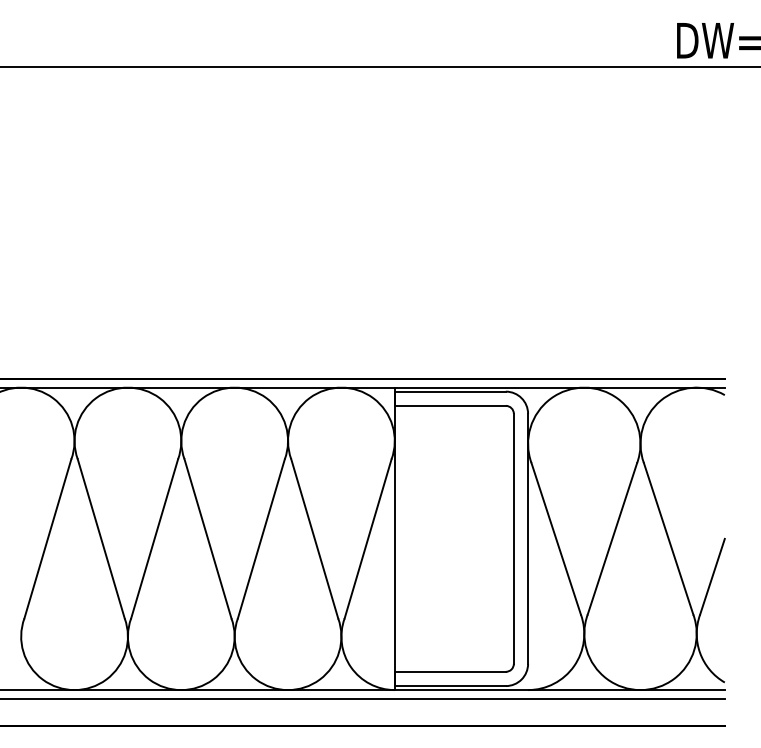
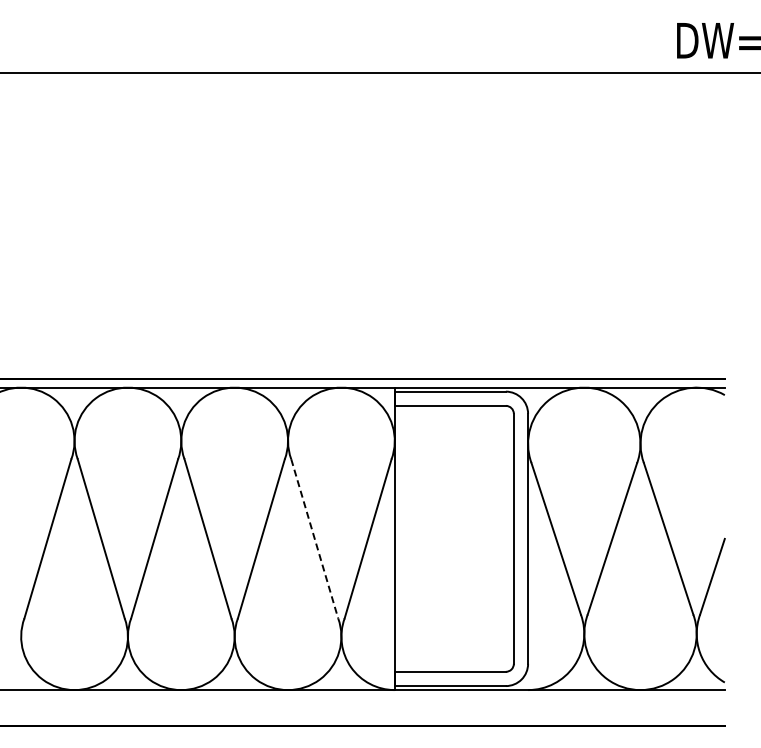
line position: (379, 67) -> (379, 73) (379, 73)
line: solid -> dashed (314, 539)
line: present -> none (363, 698)
